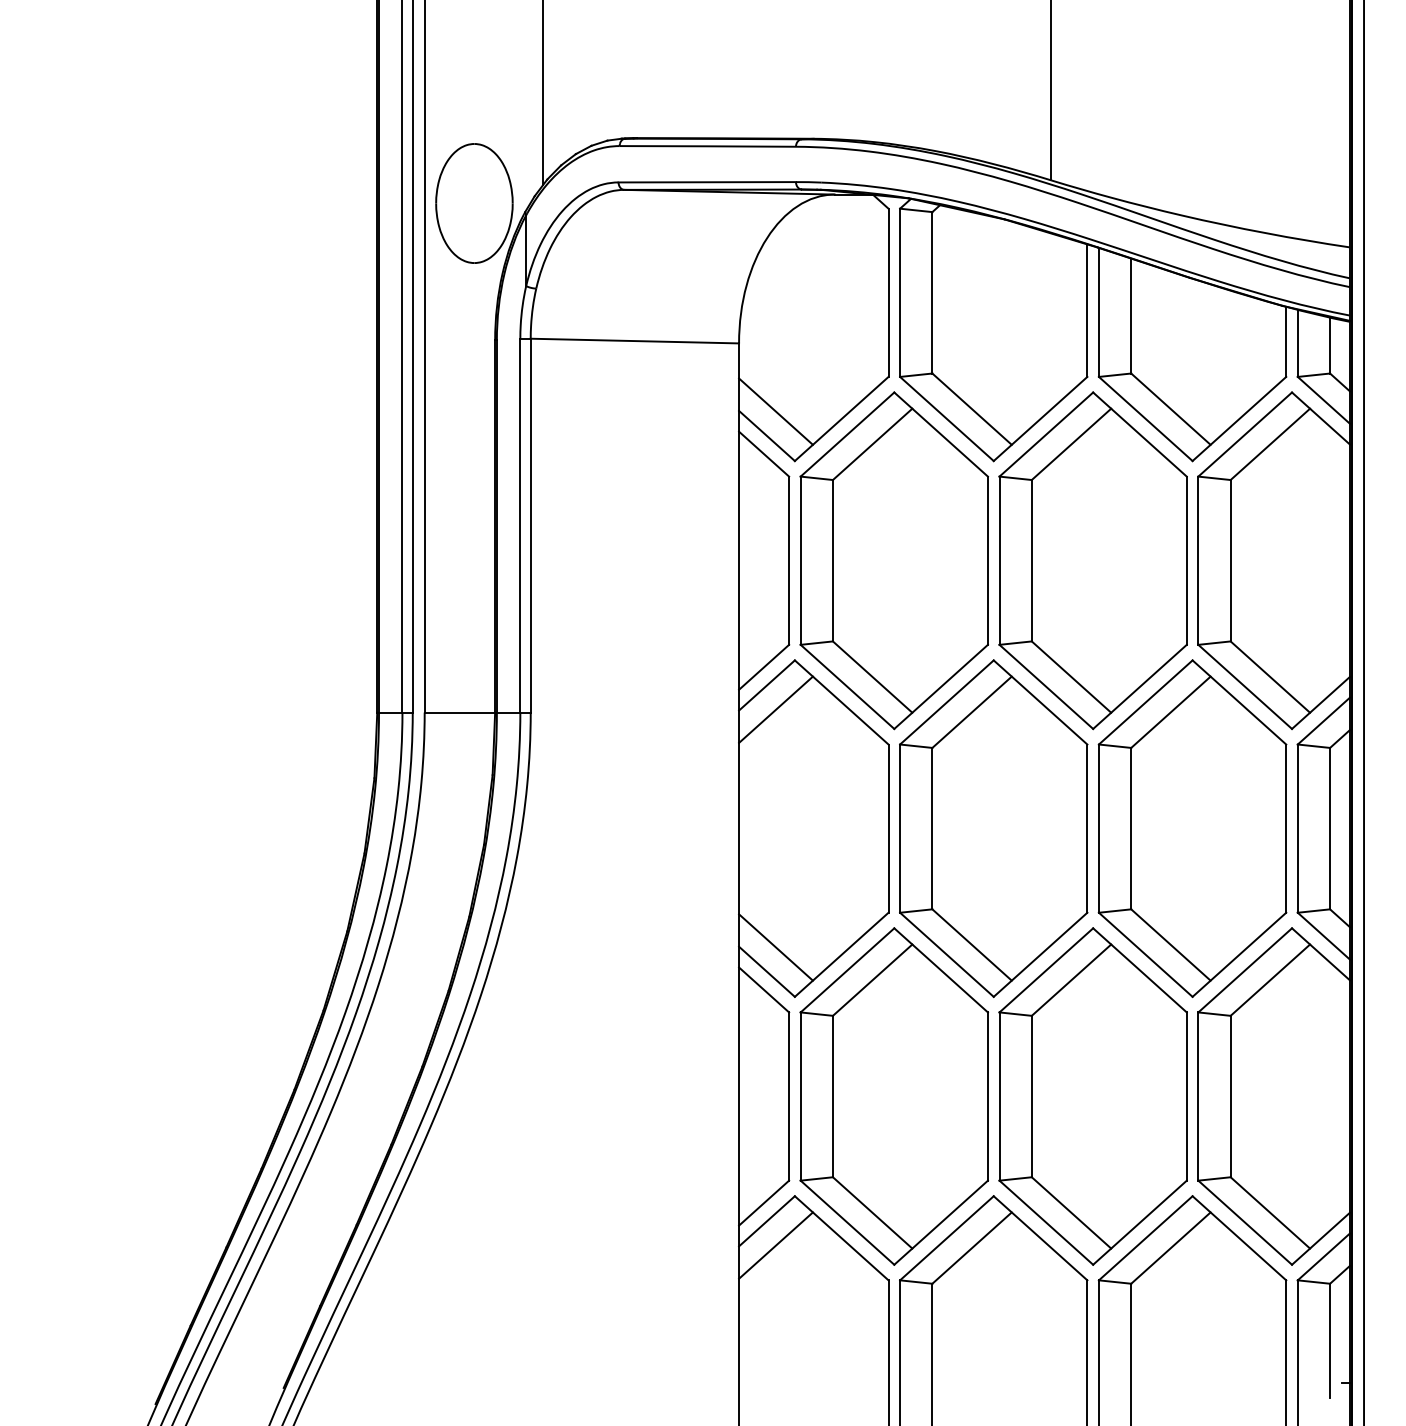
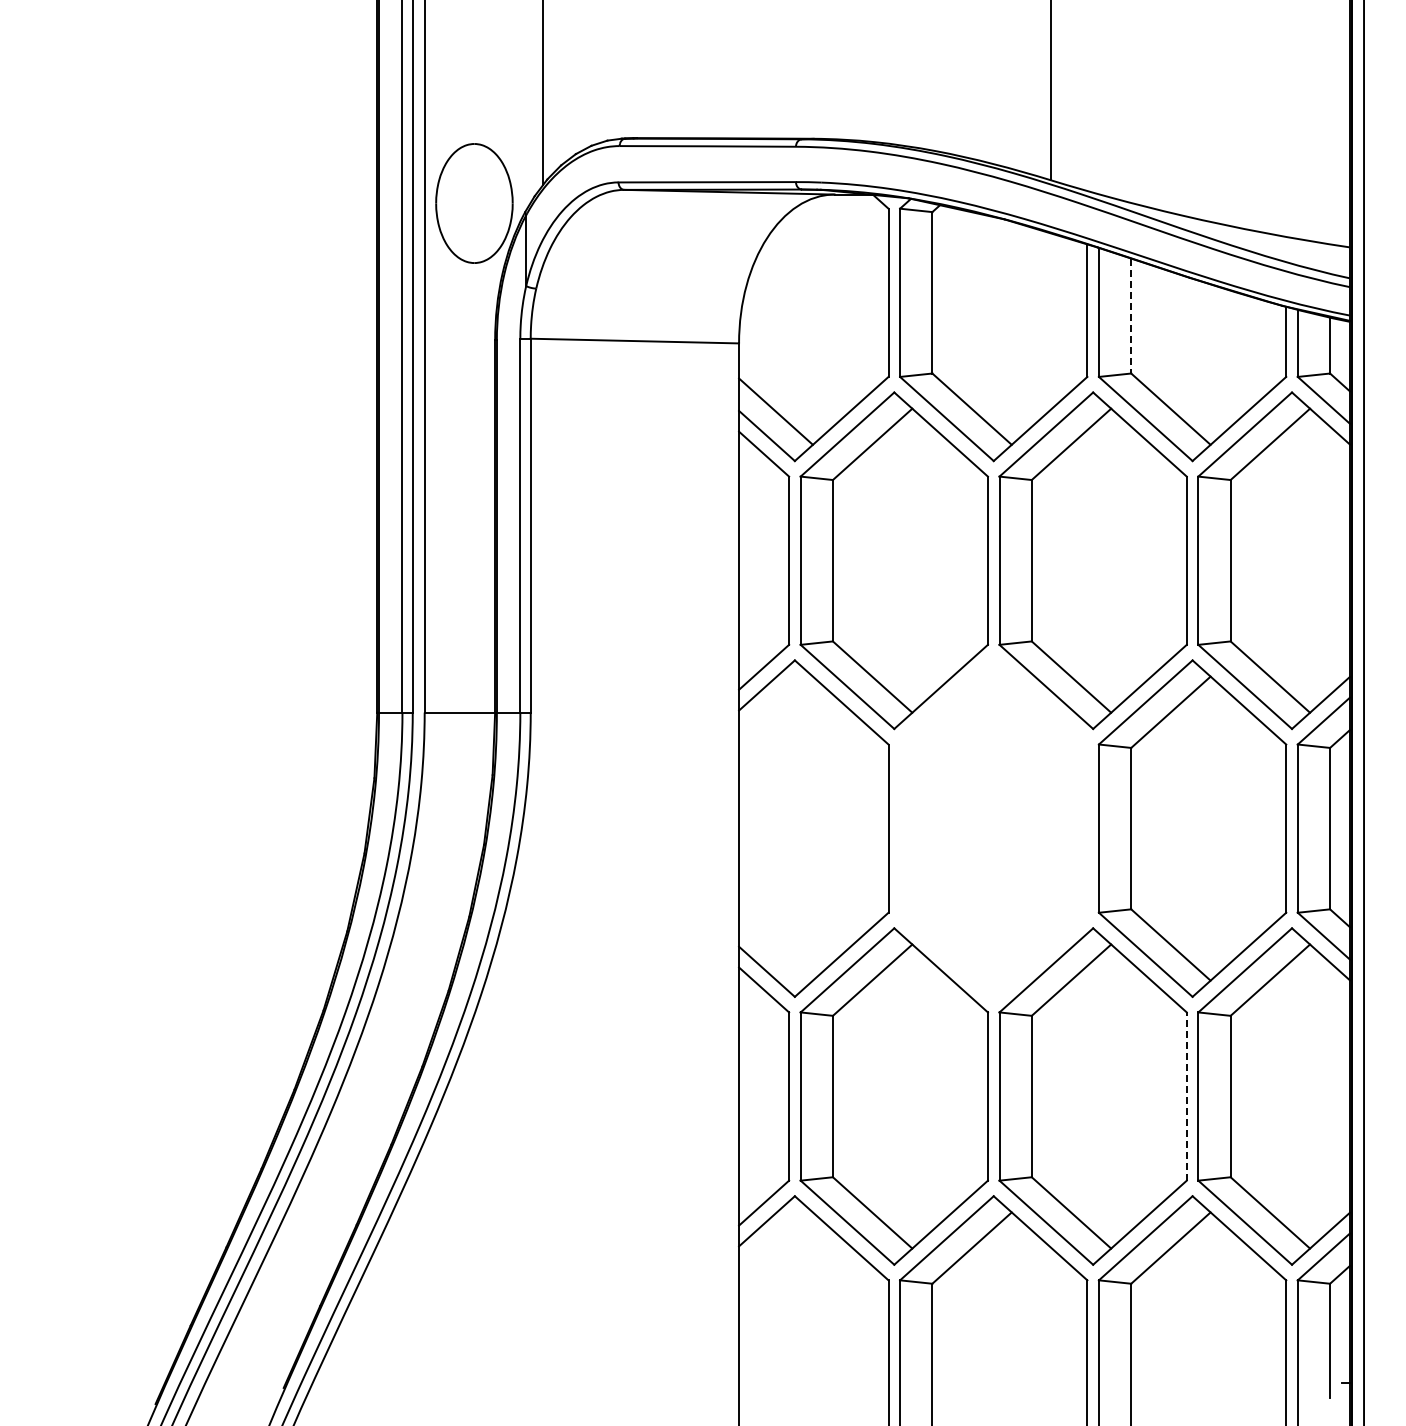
line: solid -> dashed (1131, 316)
line: present -> none (775, 709)
part: present -> none (993, 828)
line: present -> none (775, 947)
line: solid -> dashed (1186, 1096)
line: present -> none (775, 1245)
